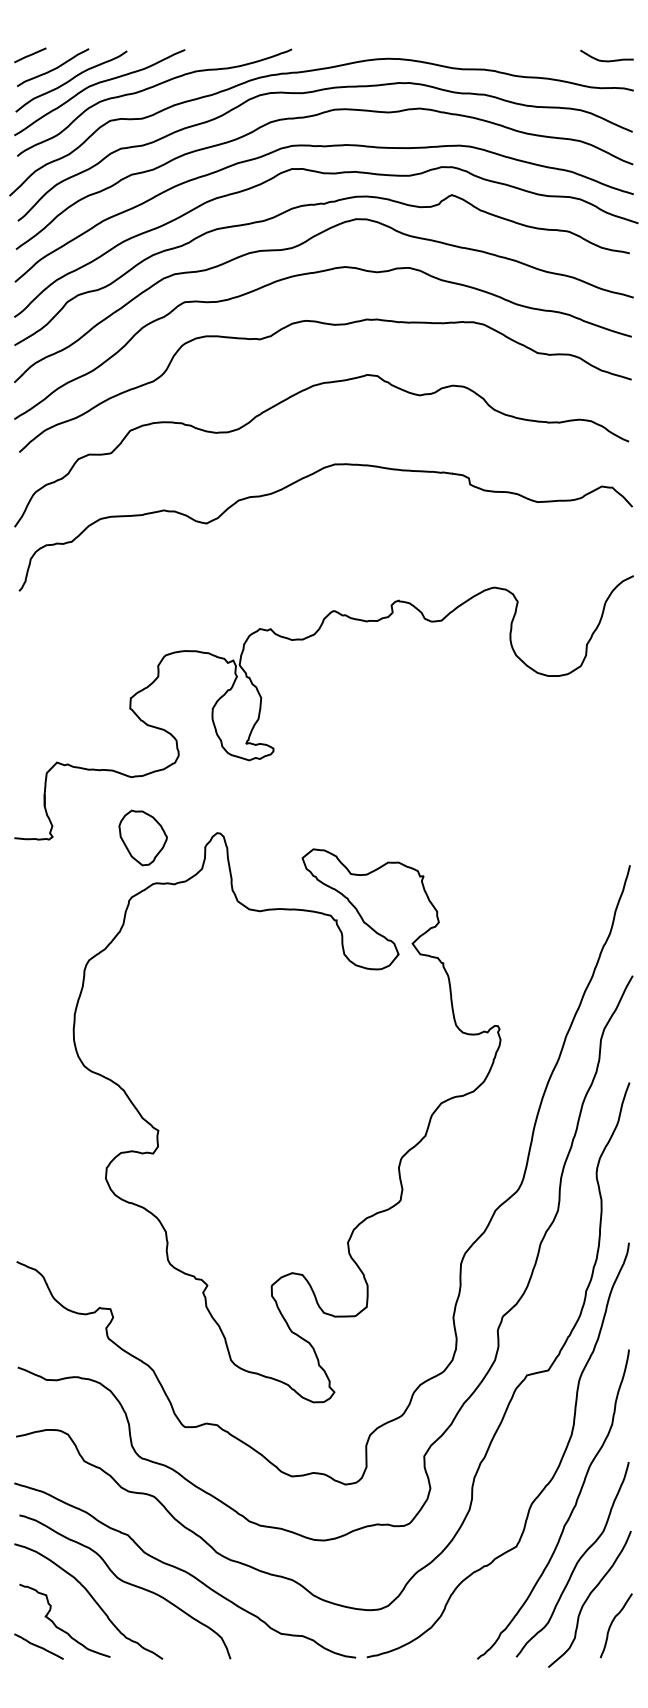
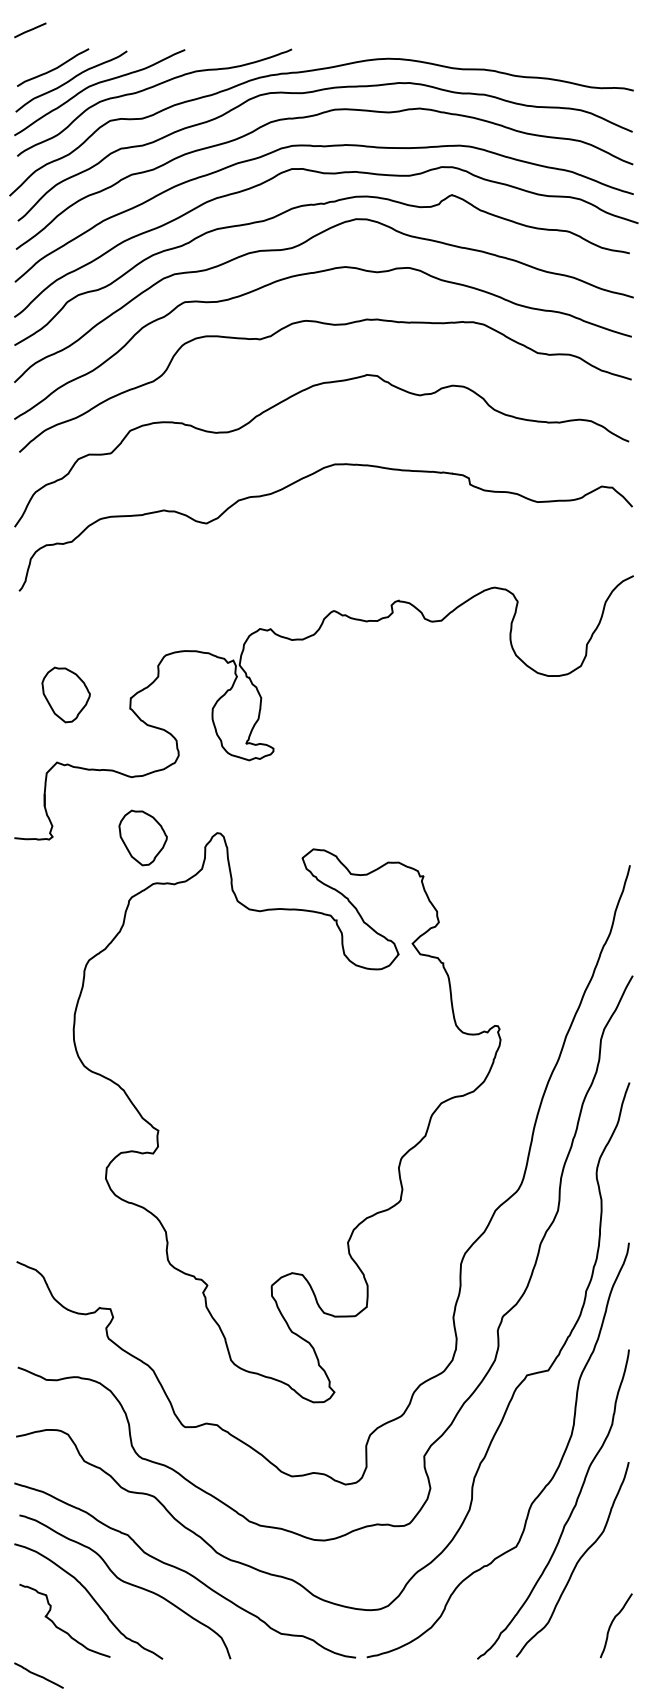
line position: (30, 55) -> (30, 30) (30, 30)
curve: present -> none (606, 60)
part: none -> present (65, 694)
curve: present -> none (588, 1598)
line position: (38, 1646) -> (38, 1675) (38, 1675)
